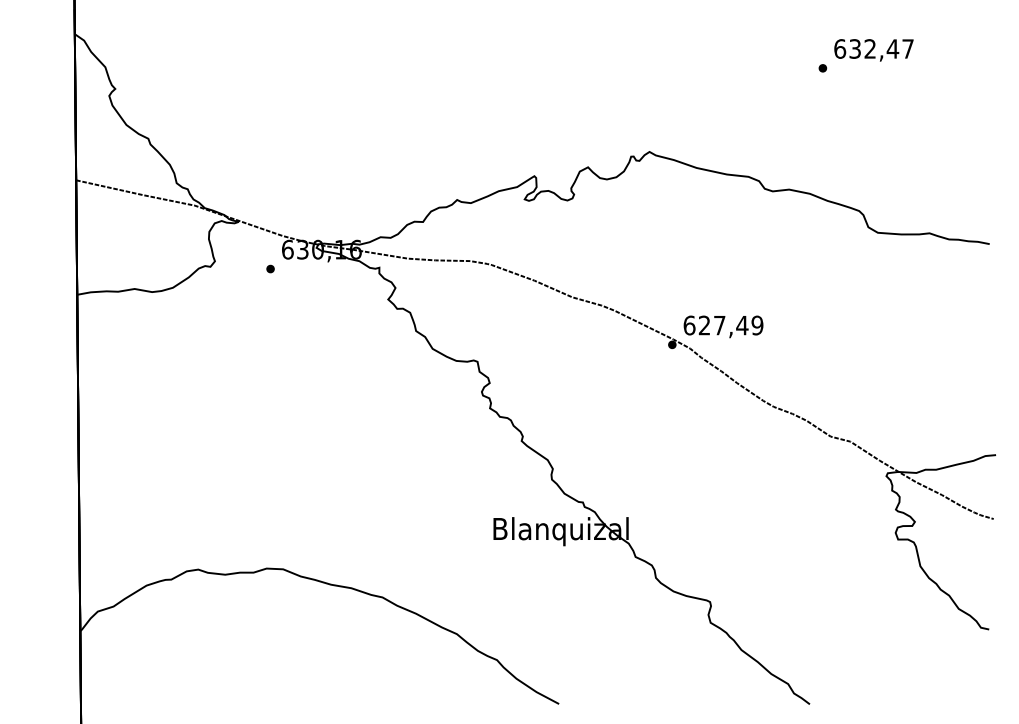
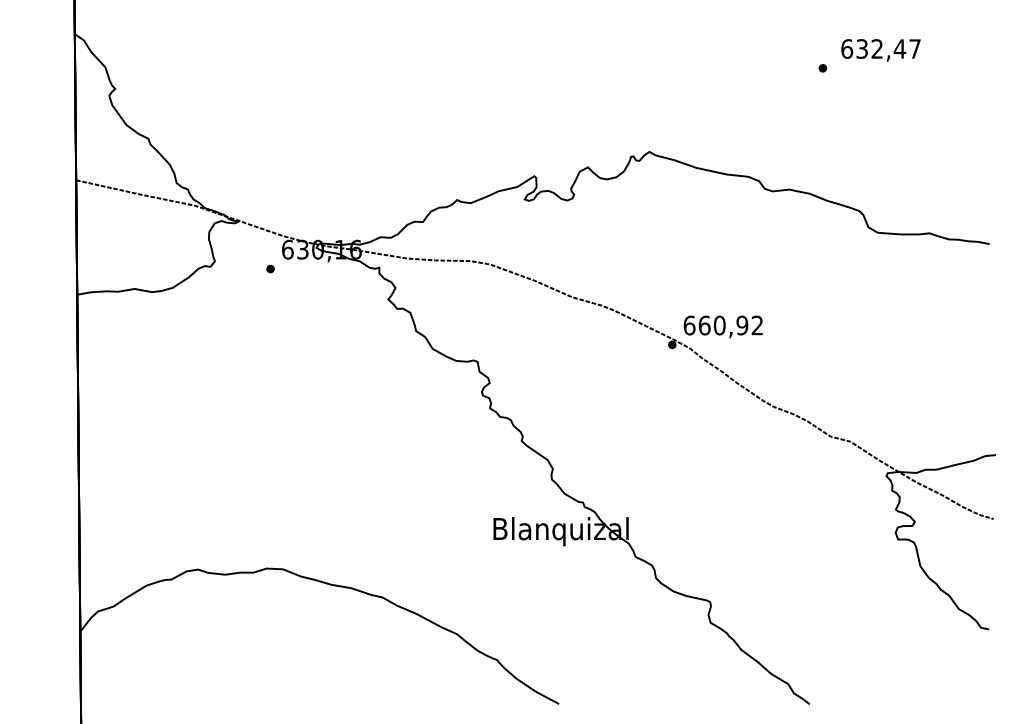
text position: (873, 50) -> (880, 50) (880, 50)
text: 627,49 -> 660,92 (730, 325)
